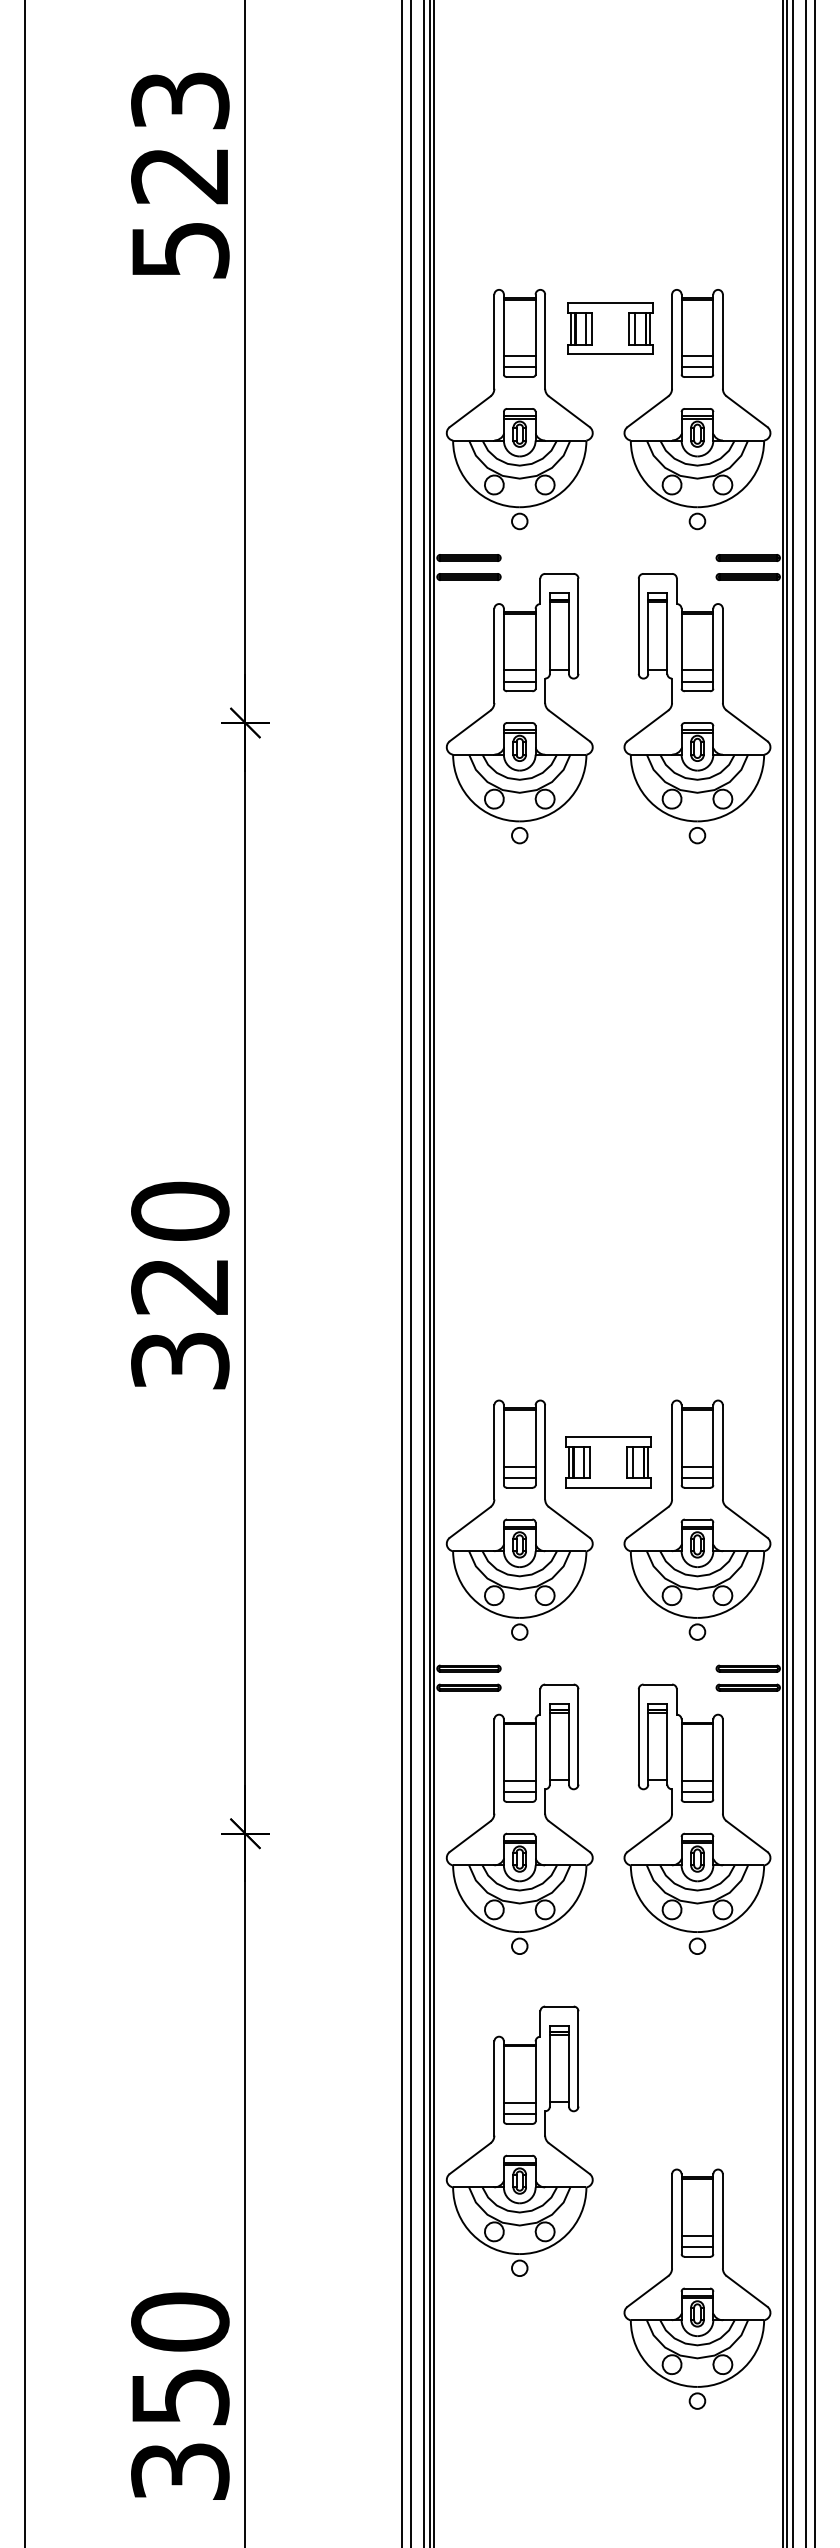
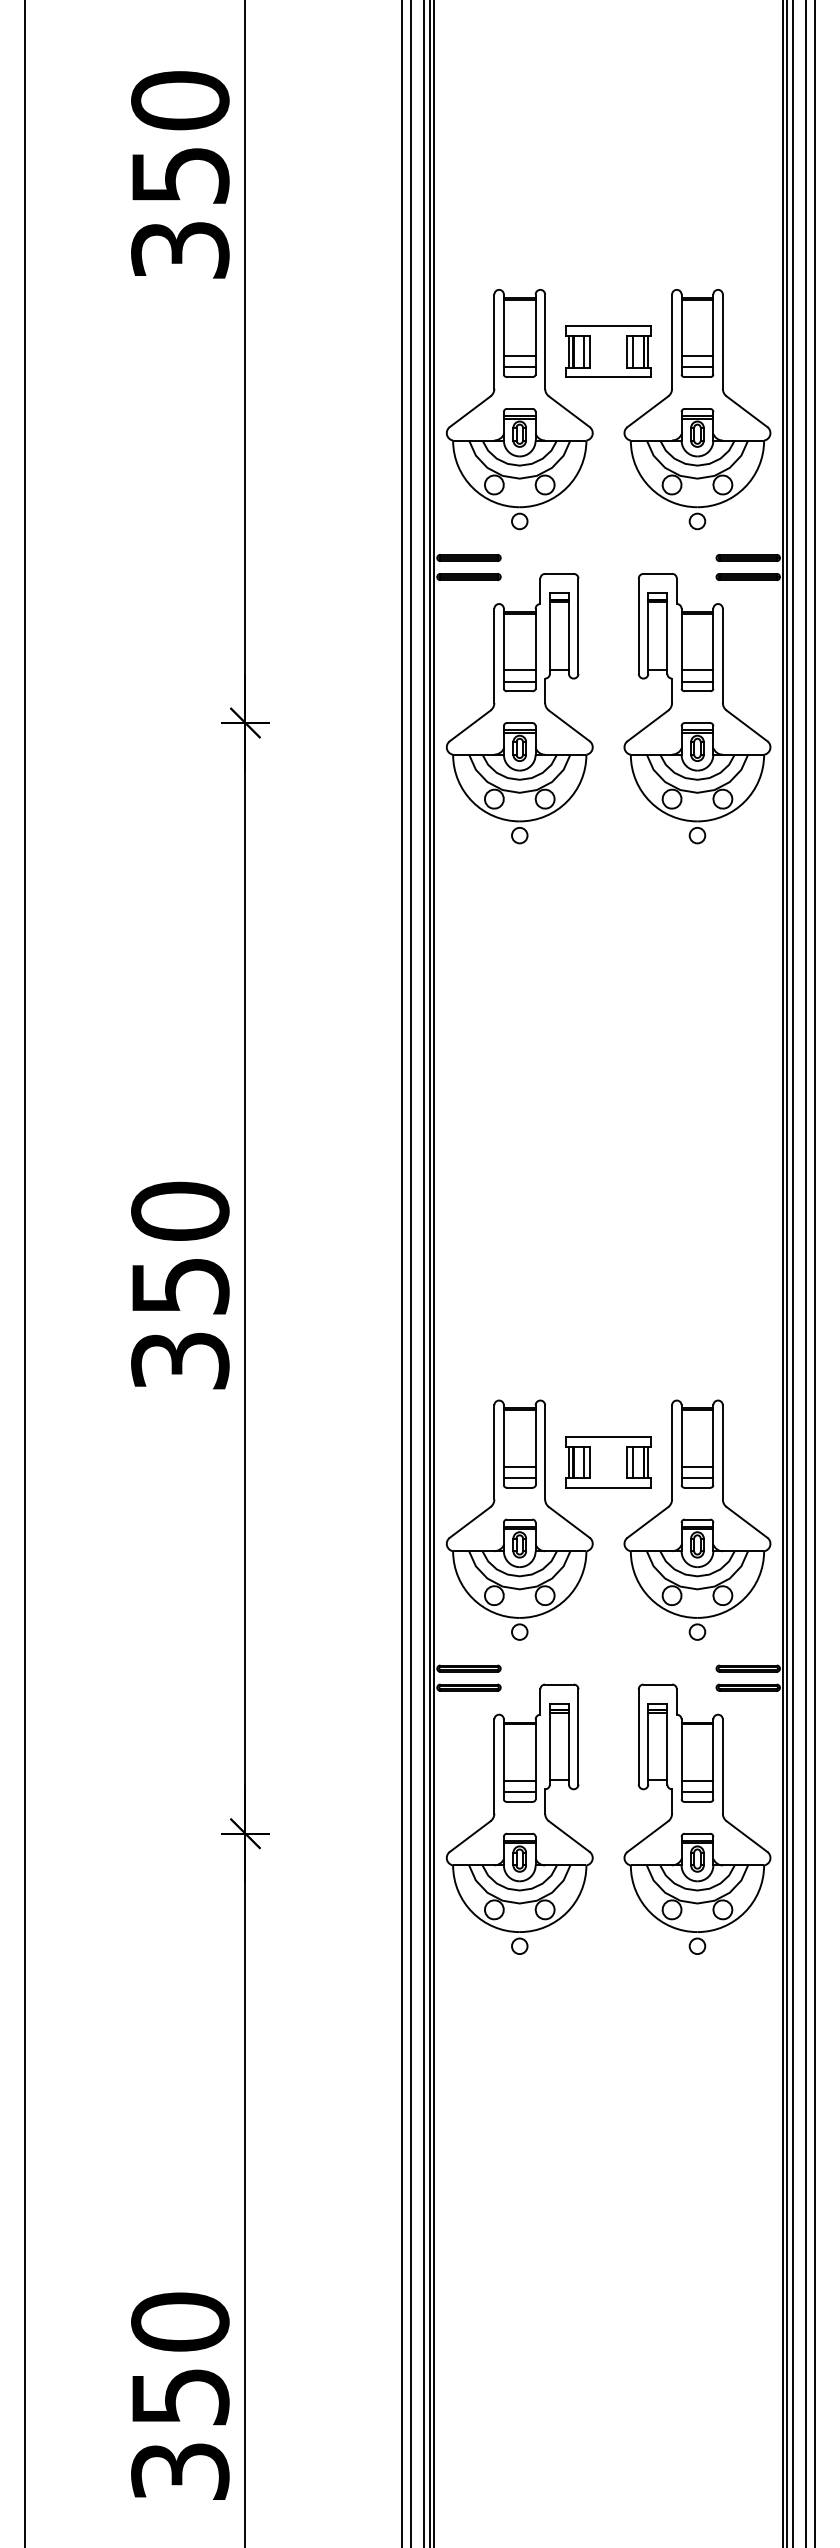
text: 523 -> 350 (180, 174)
part position: (610, 328) -> (608, 351) (608, 351)
text: 320 -> 350 (180, 1286)
part: present -> none (519, 2140)
part: present -> none (697, 2288)
